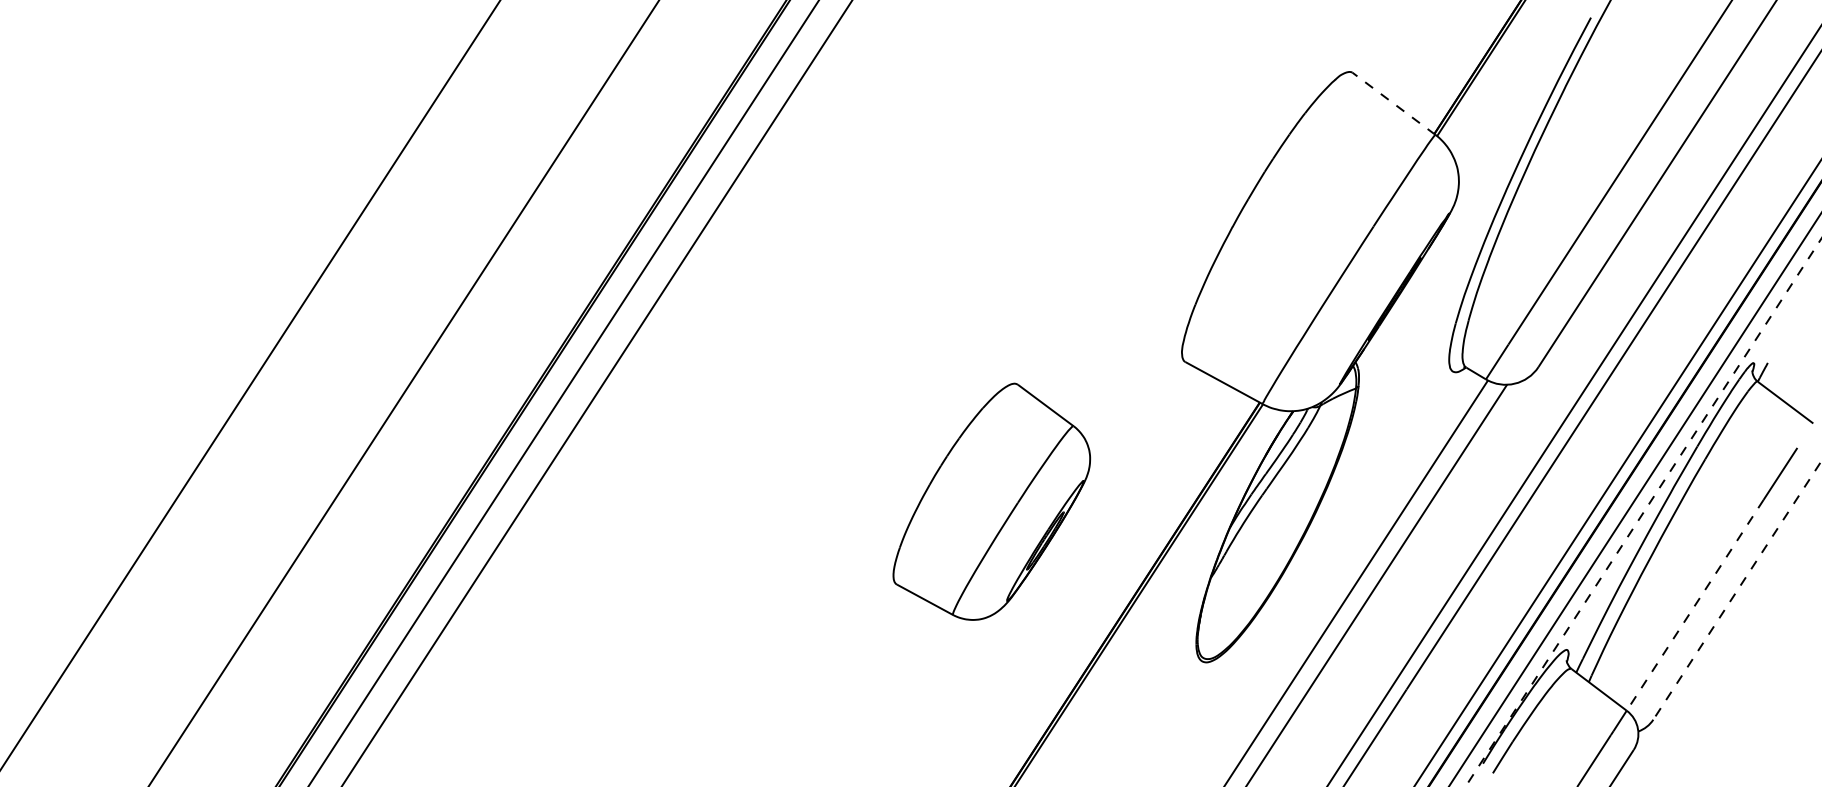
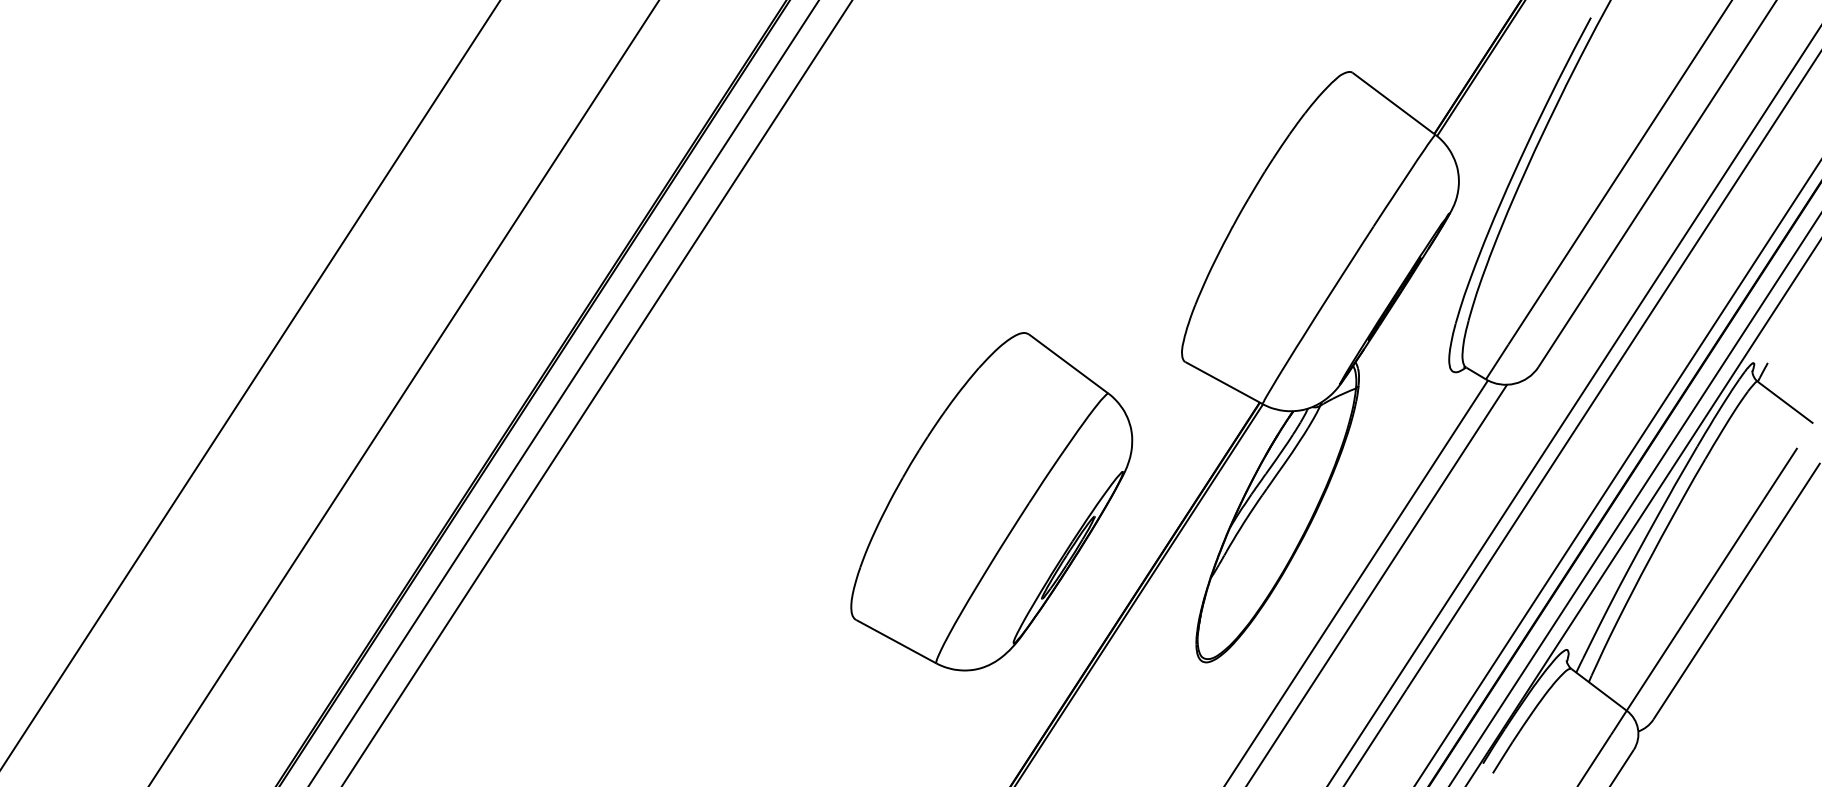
line: dashed -> solid (1394, 103)
part size: 200x239 px -> 284x340 px (991, 501)
line: dashed -> solid (1643, 512)
line: dashed -> solid (1736, 591)
line: dashed -> solid (1695, 605)
